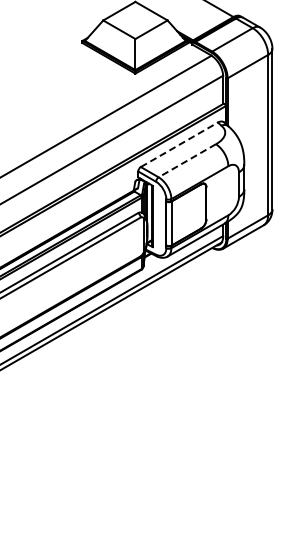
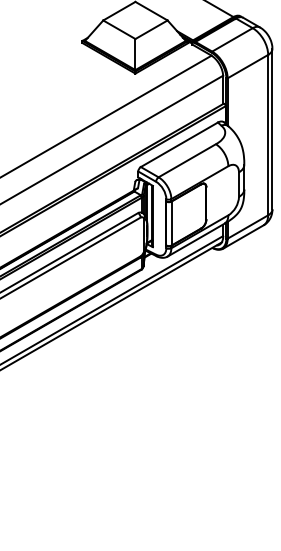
line: dashed -> solid (179, 144)
line: dashed -> solid (186, 161)
